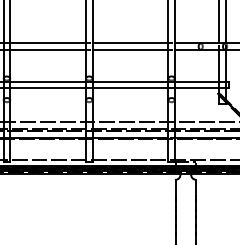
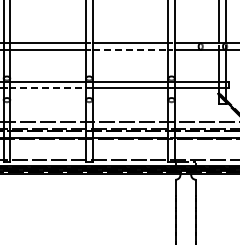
line: solid -> dashed (130, 49)
line: solid -> dashed (48, 88)
